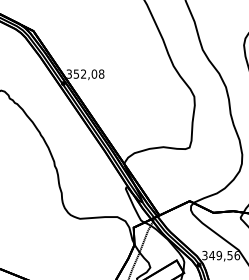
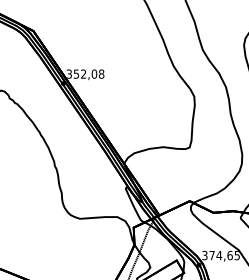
text: 349,56 -> 374,65 (224, 255)
